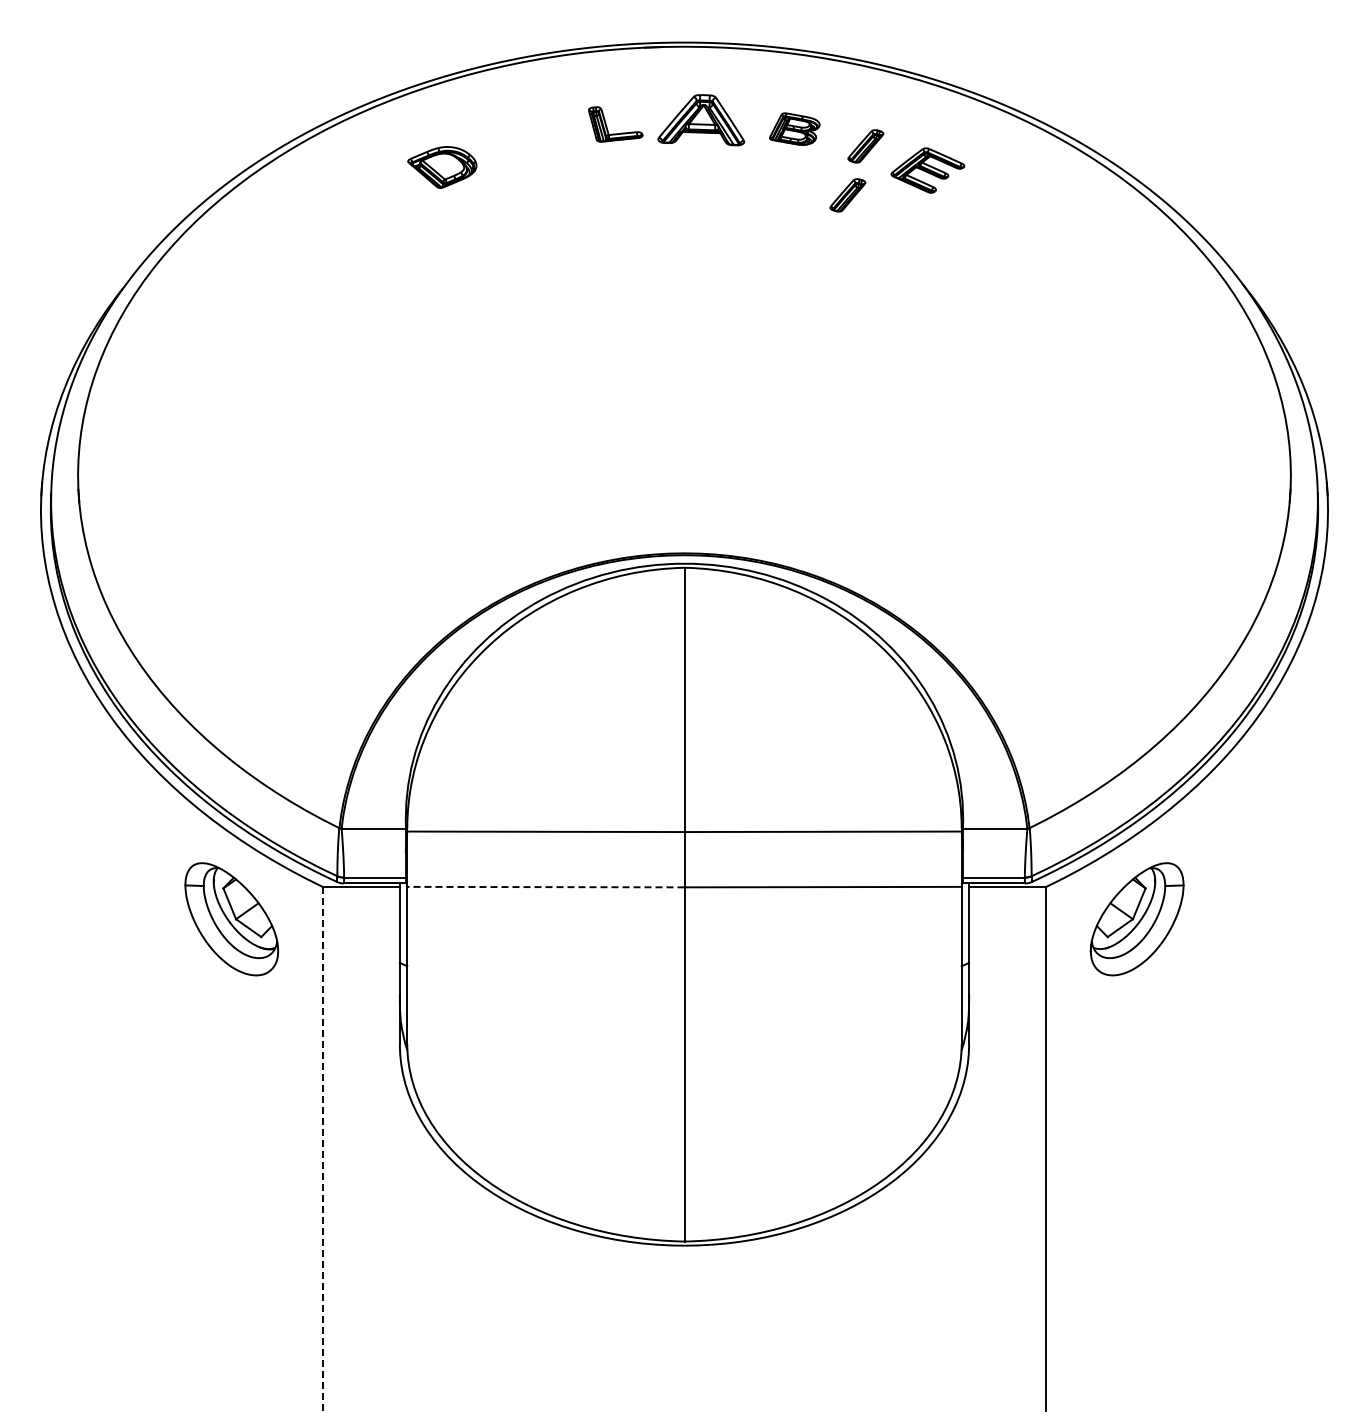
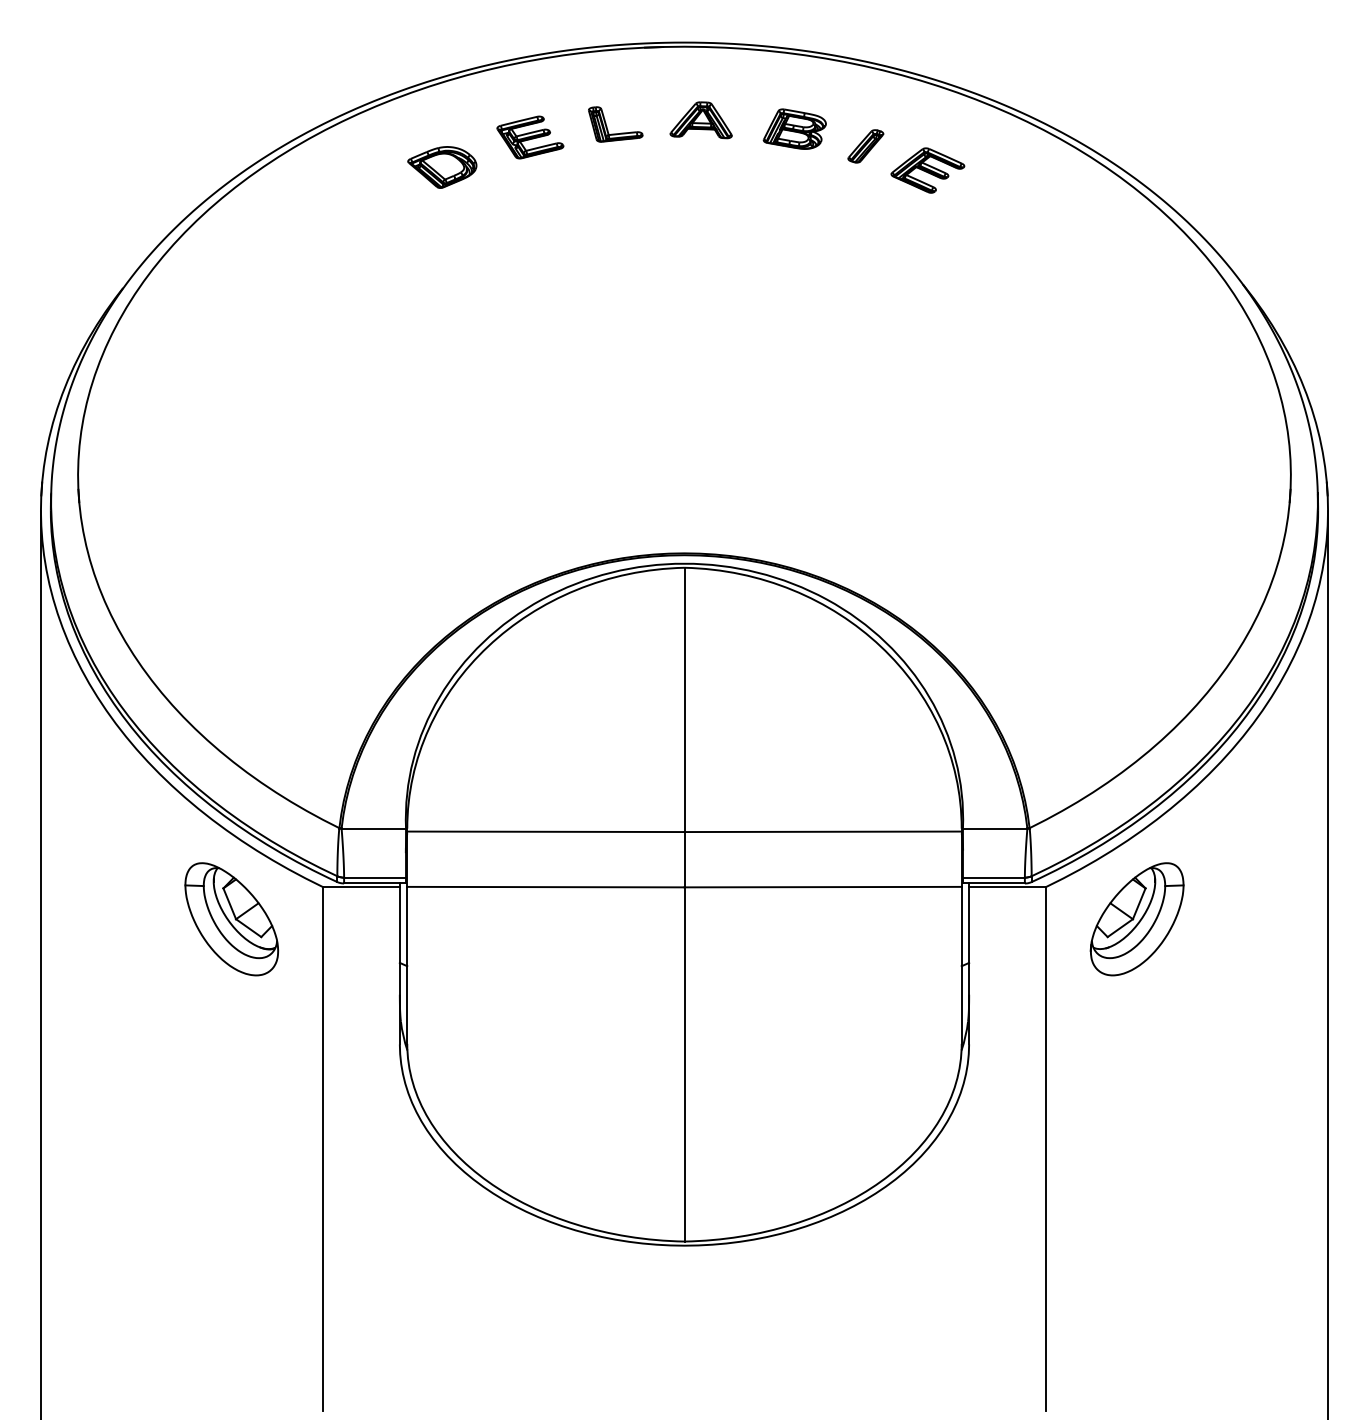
part size: 89x53 px -> 64x39 px (700, 120)
part size: 52x34 px -> 65x42 px (794, 128)
part: none -> present (530, 137)
part: present -> none (847, 195)
line: dashed -> solid (545, 887)
line: none -> present (40, 963)
line: none -> present (1328, 963)
line: dashed -> solid (322, 1148)
